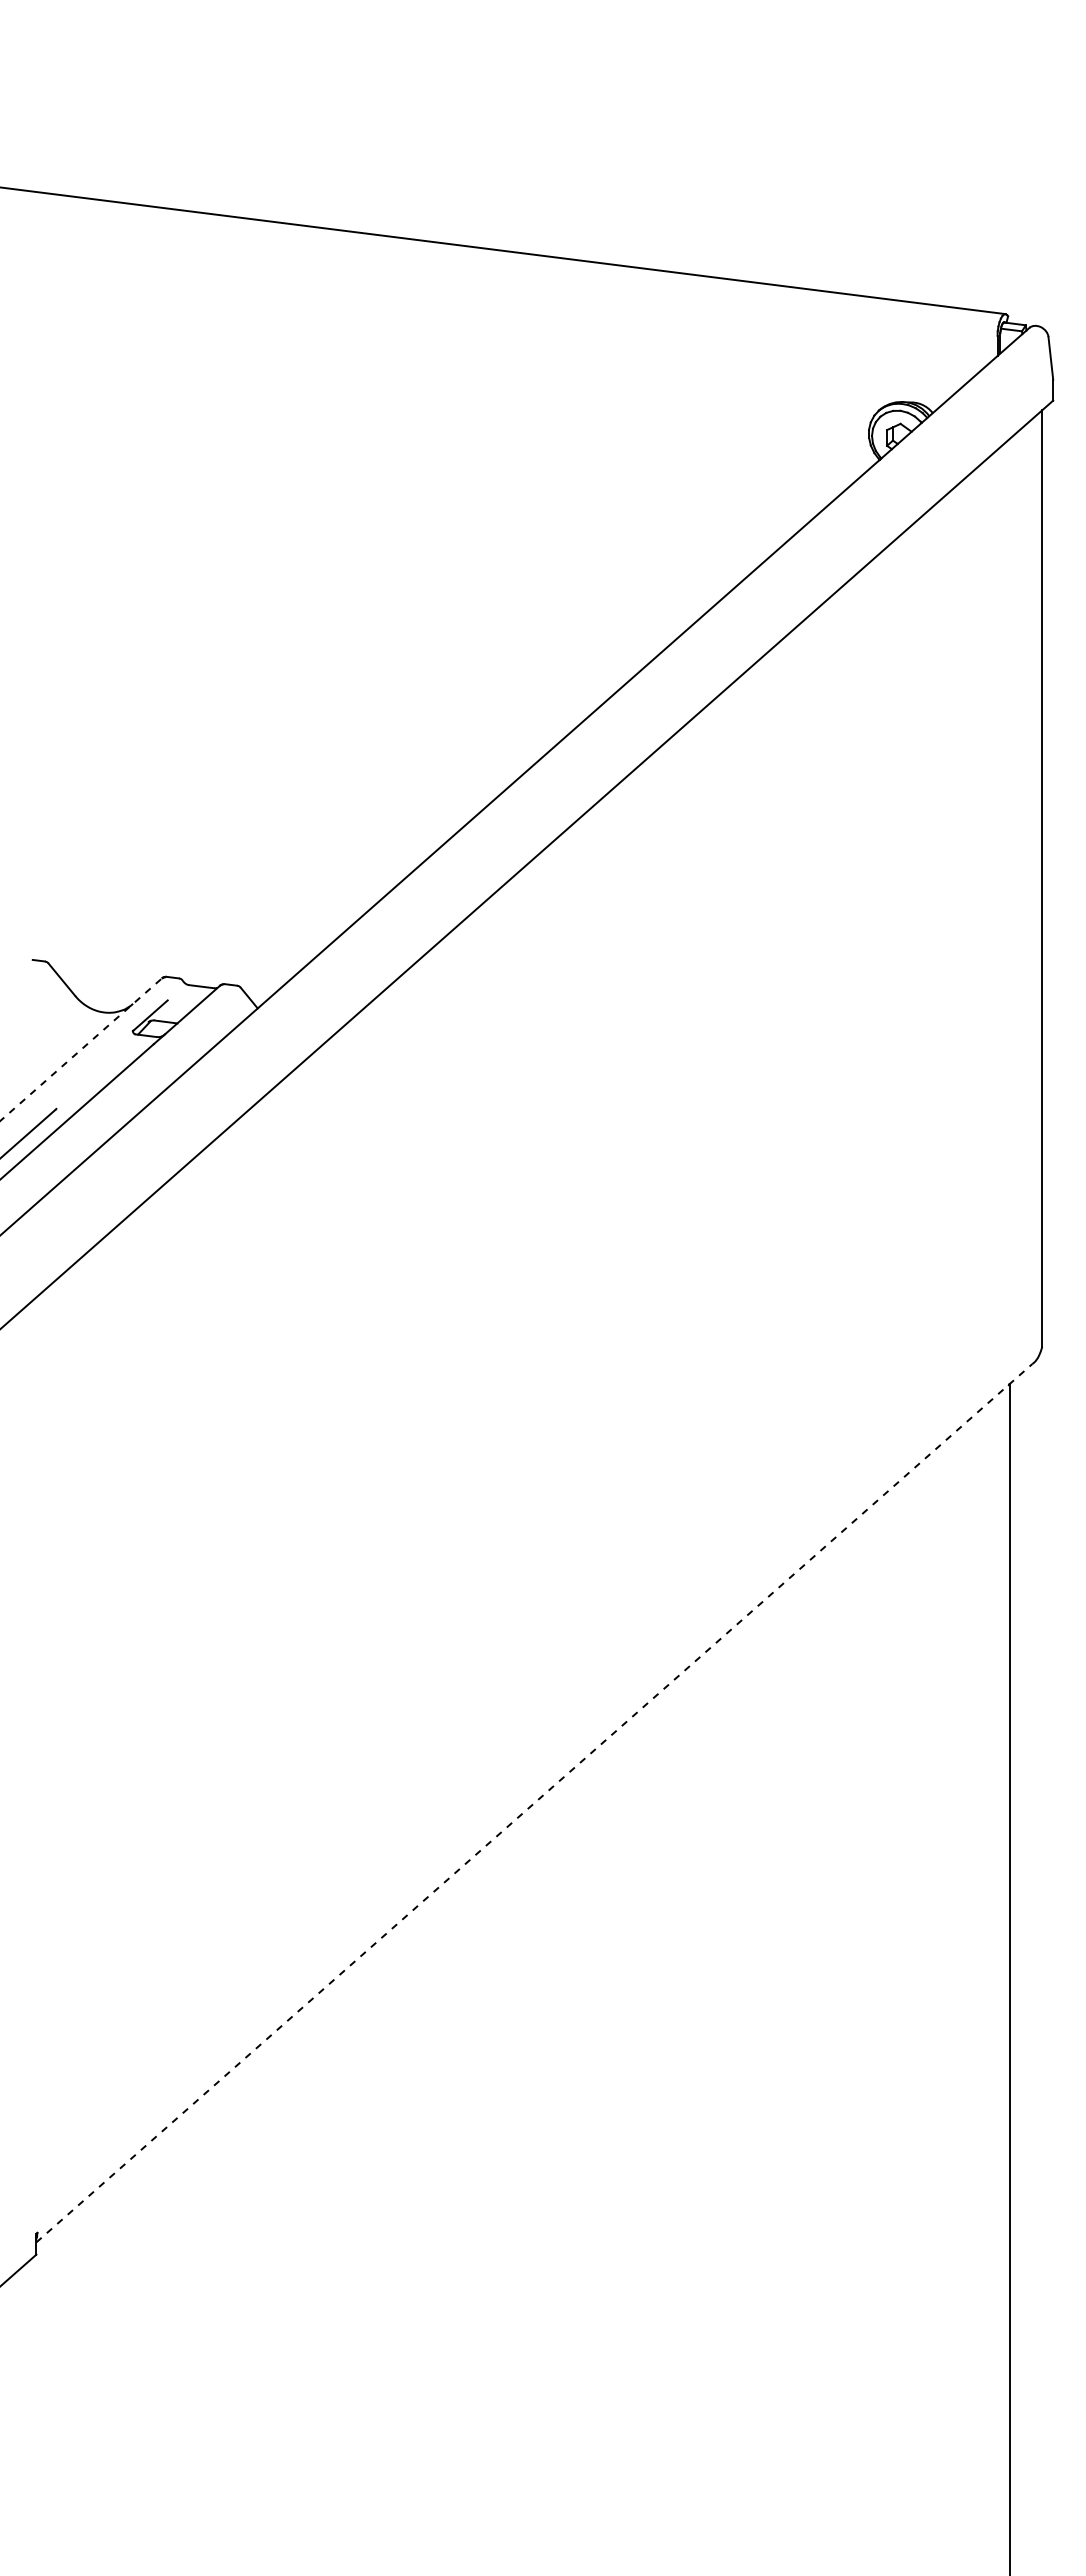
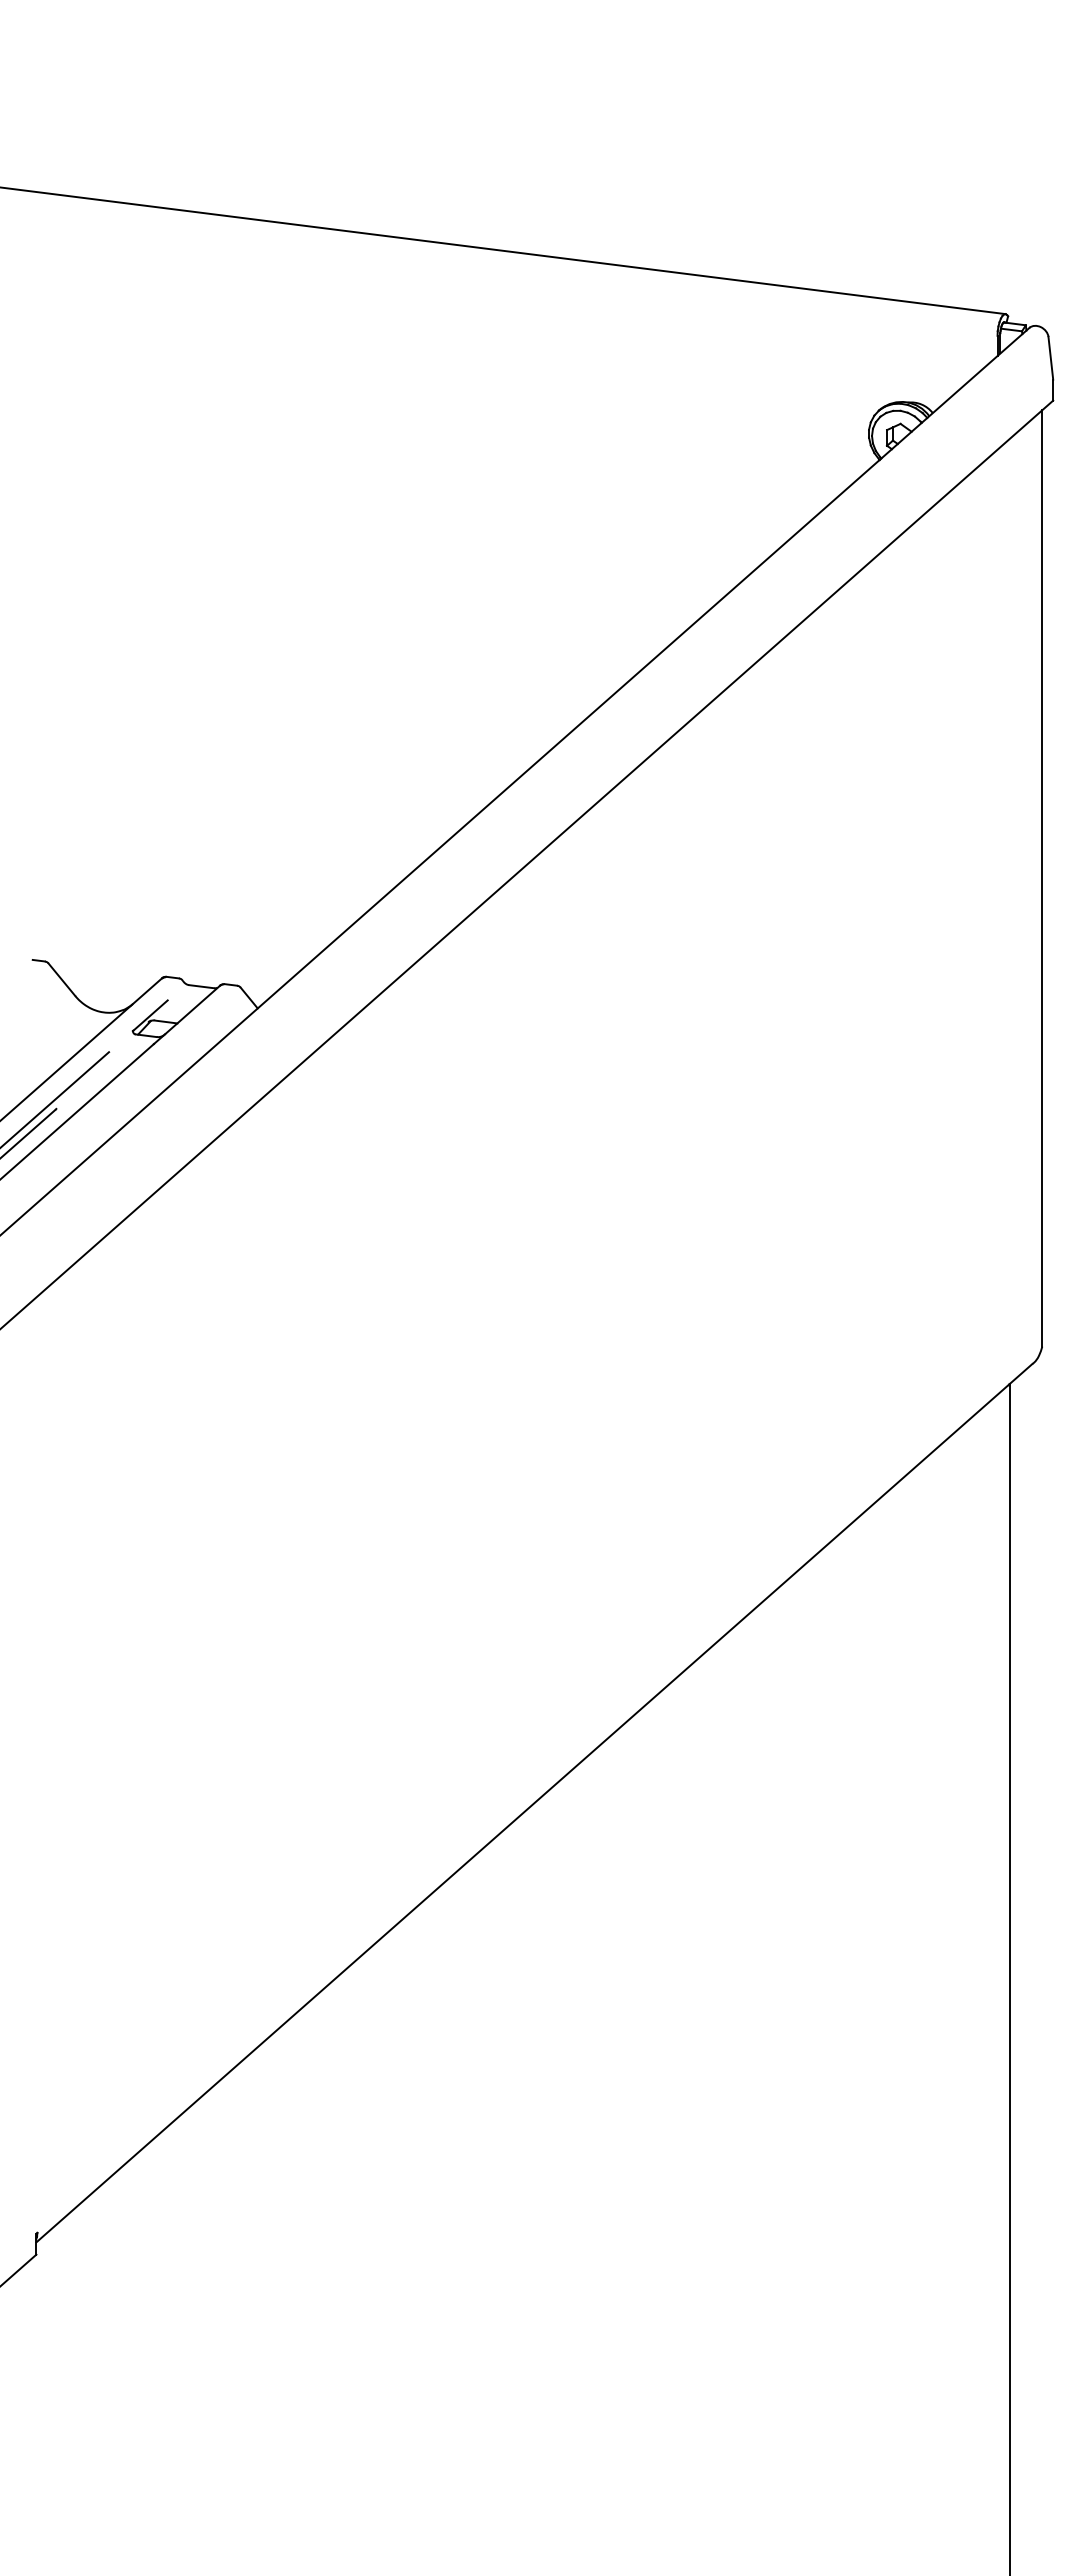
line: dashed -> solid (81, 1049)
line: none -> present (55, 1099)
line: dashed -> solid (534, 1803)
